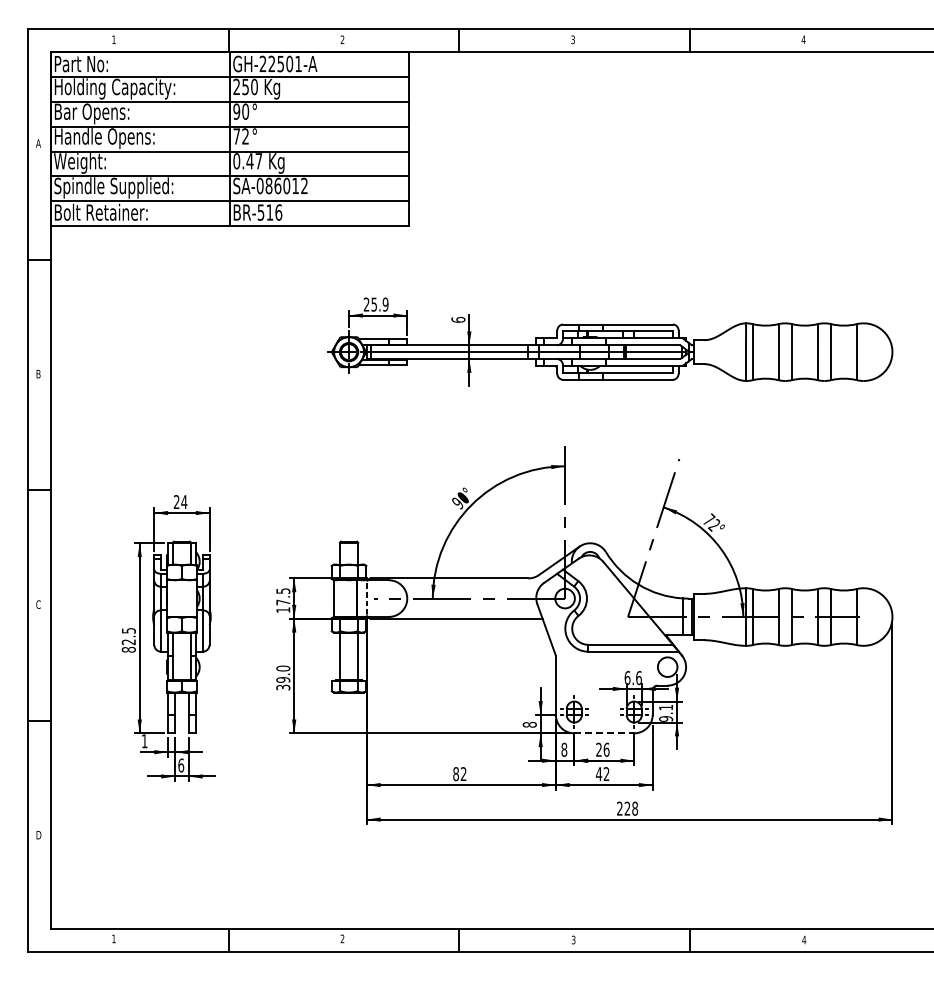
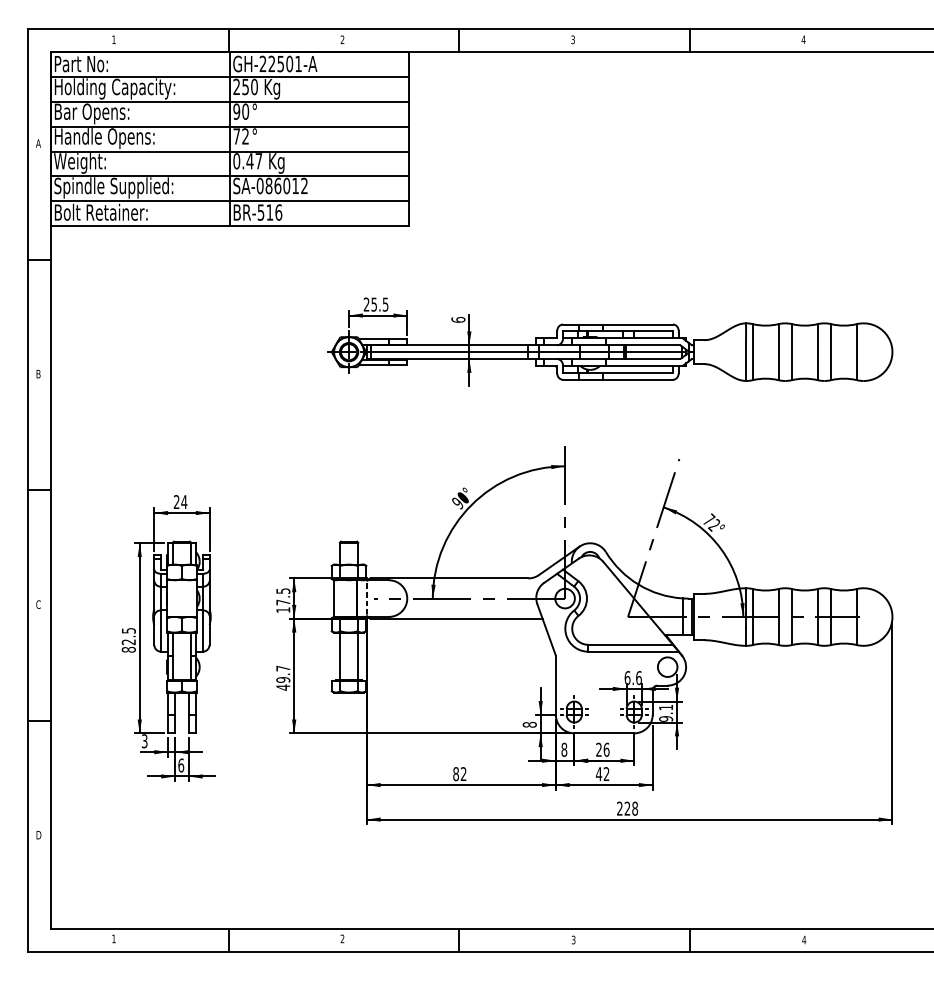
text: 25.9 -> 25.5 (385, 304)
text: 39.0 -> 49.7 (283, 677)
line: dashed -> solid (604, 733)
text: 1 -> 3 (144, 741)
